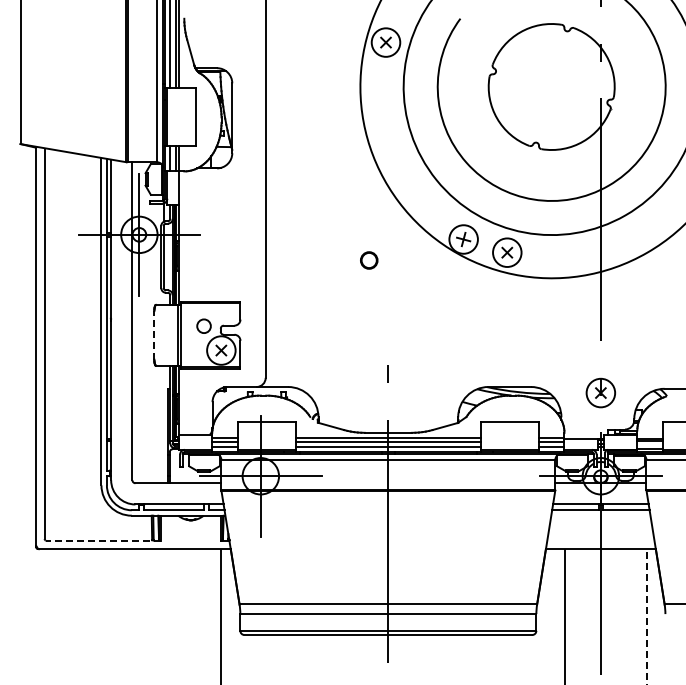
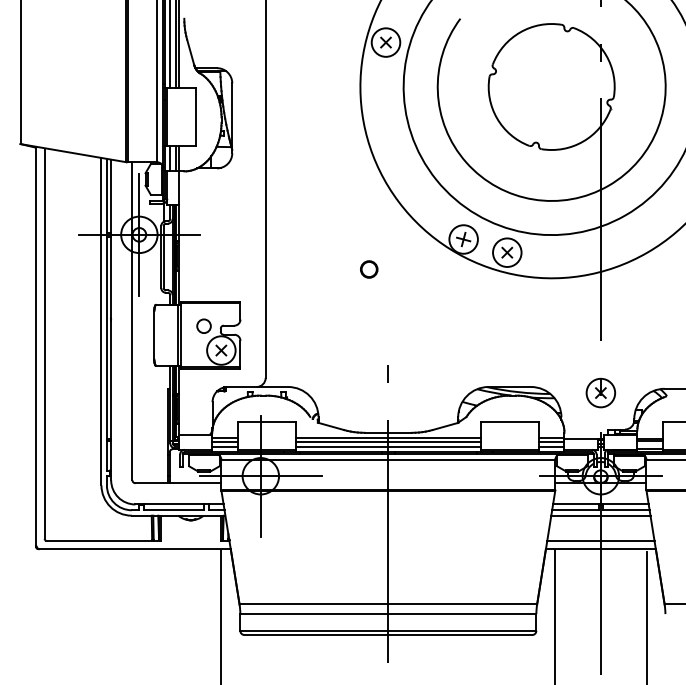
circle position: (369, 260) -> (369, 269) (369, 269)
line: dashed -> solid (154, 334)
line: none -> present (600, 515)
line: dashed -> solid (102, 540)
line: none -> present (600, 540)
line position: (565, 615) -> (555, 615) (555, 615)
line: dashed -> solid (646, 618)
